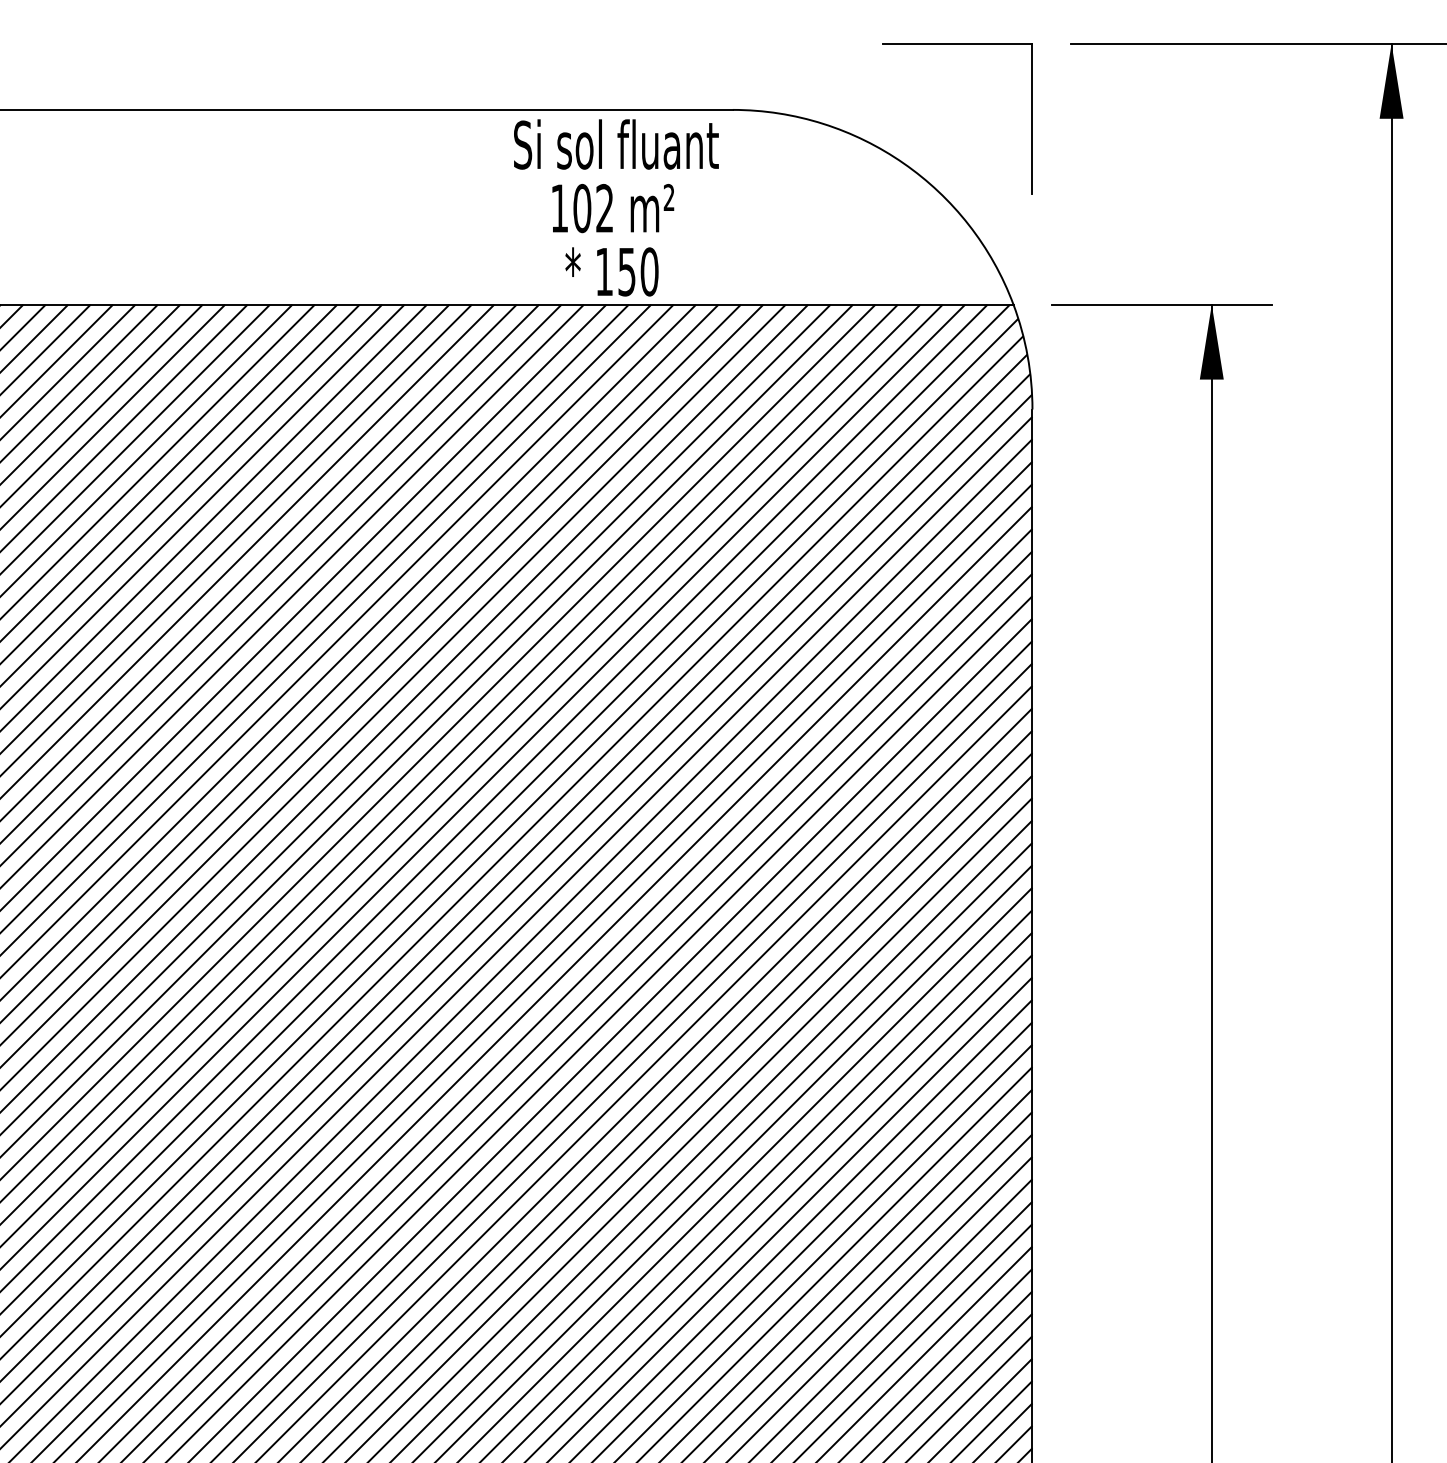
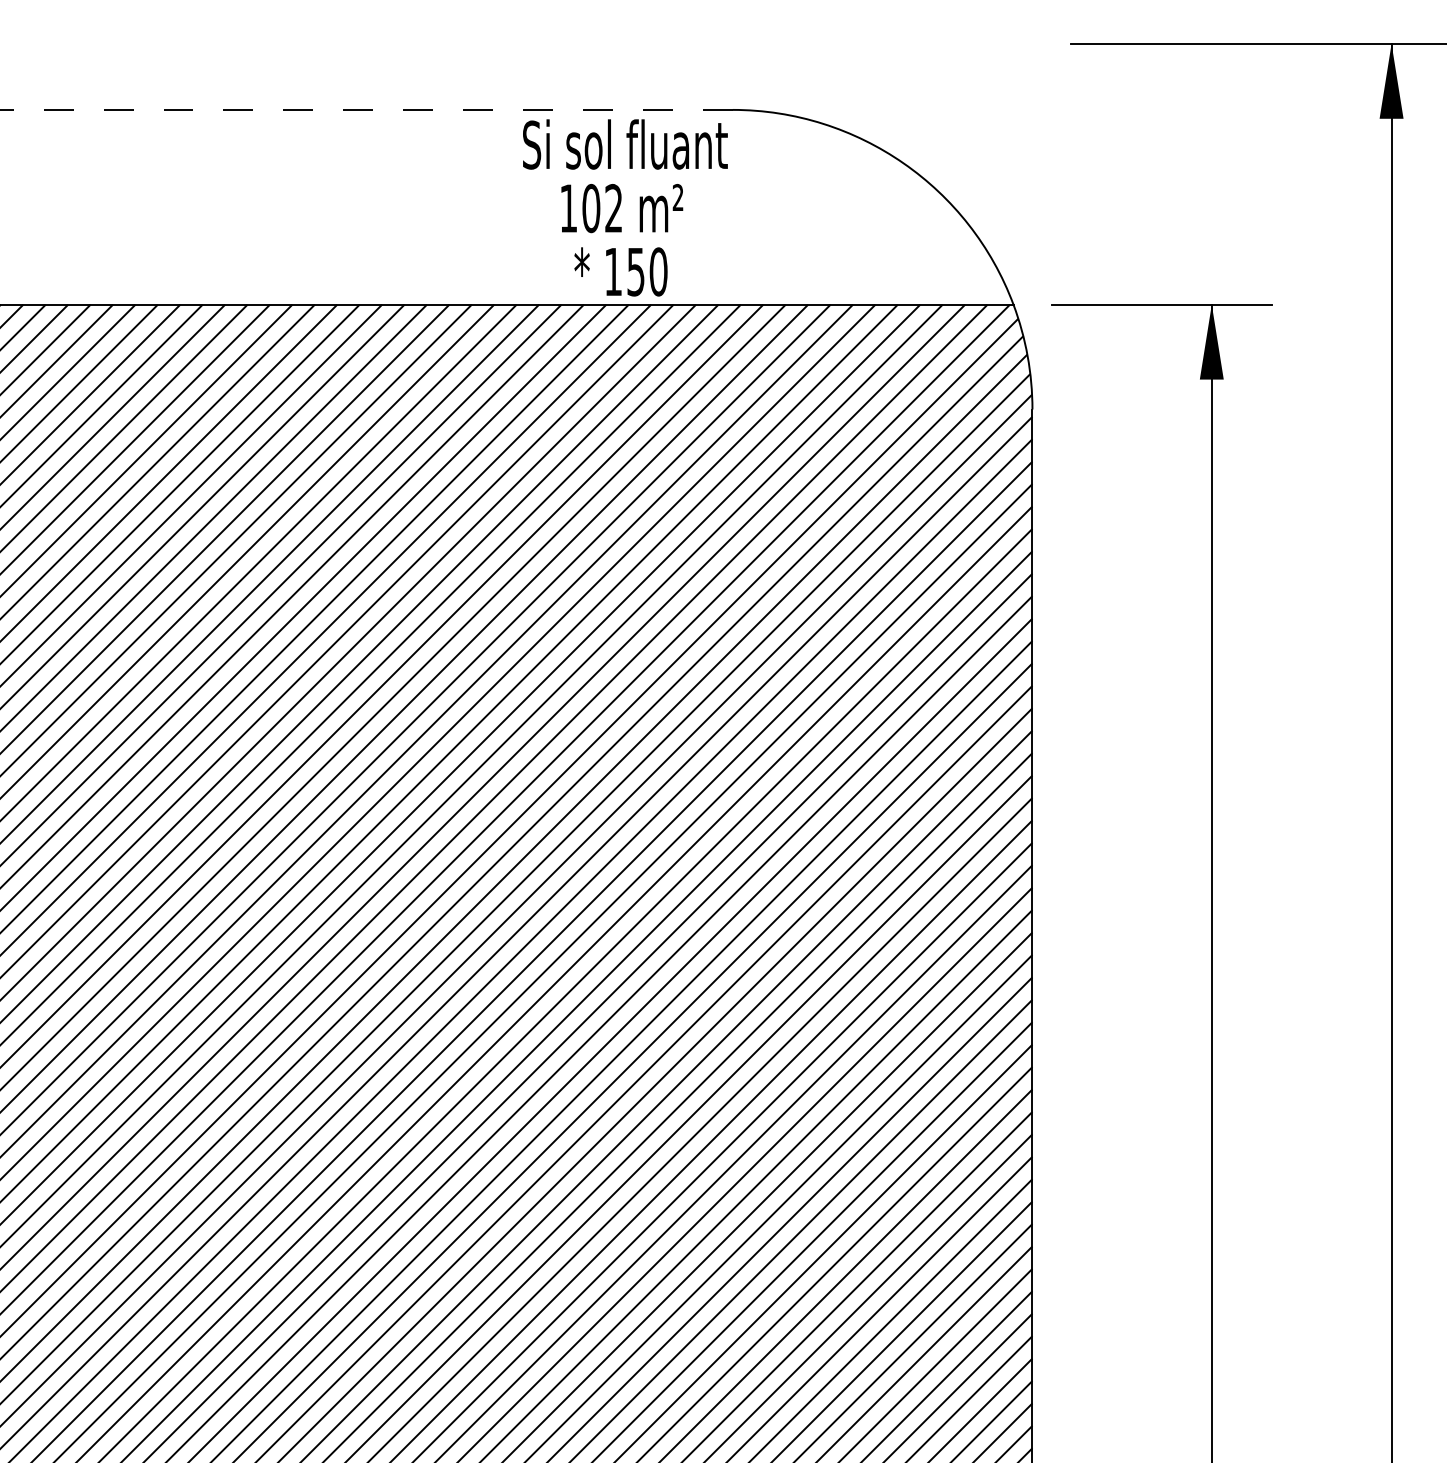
part: present -> none (957, 44)
line: solid -> dashed (366, 109)
text position: (616, 207) -> (625, 207) (625, 207)
